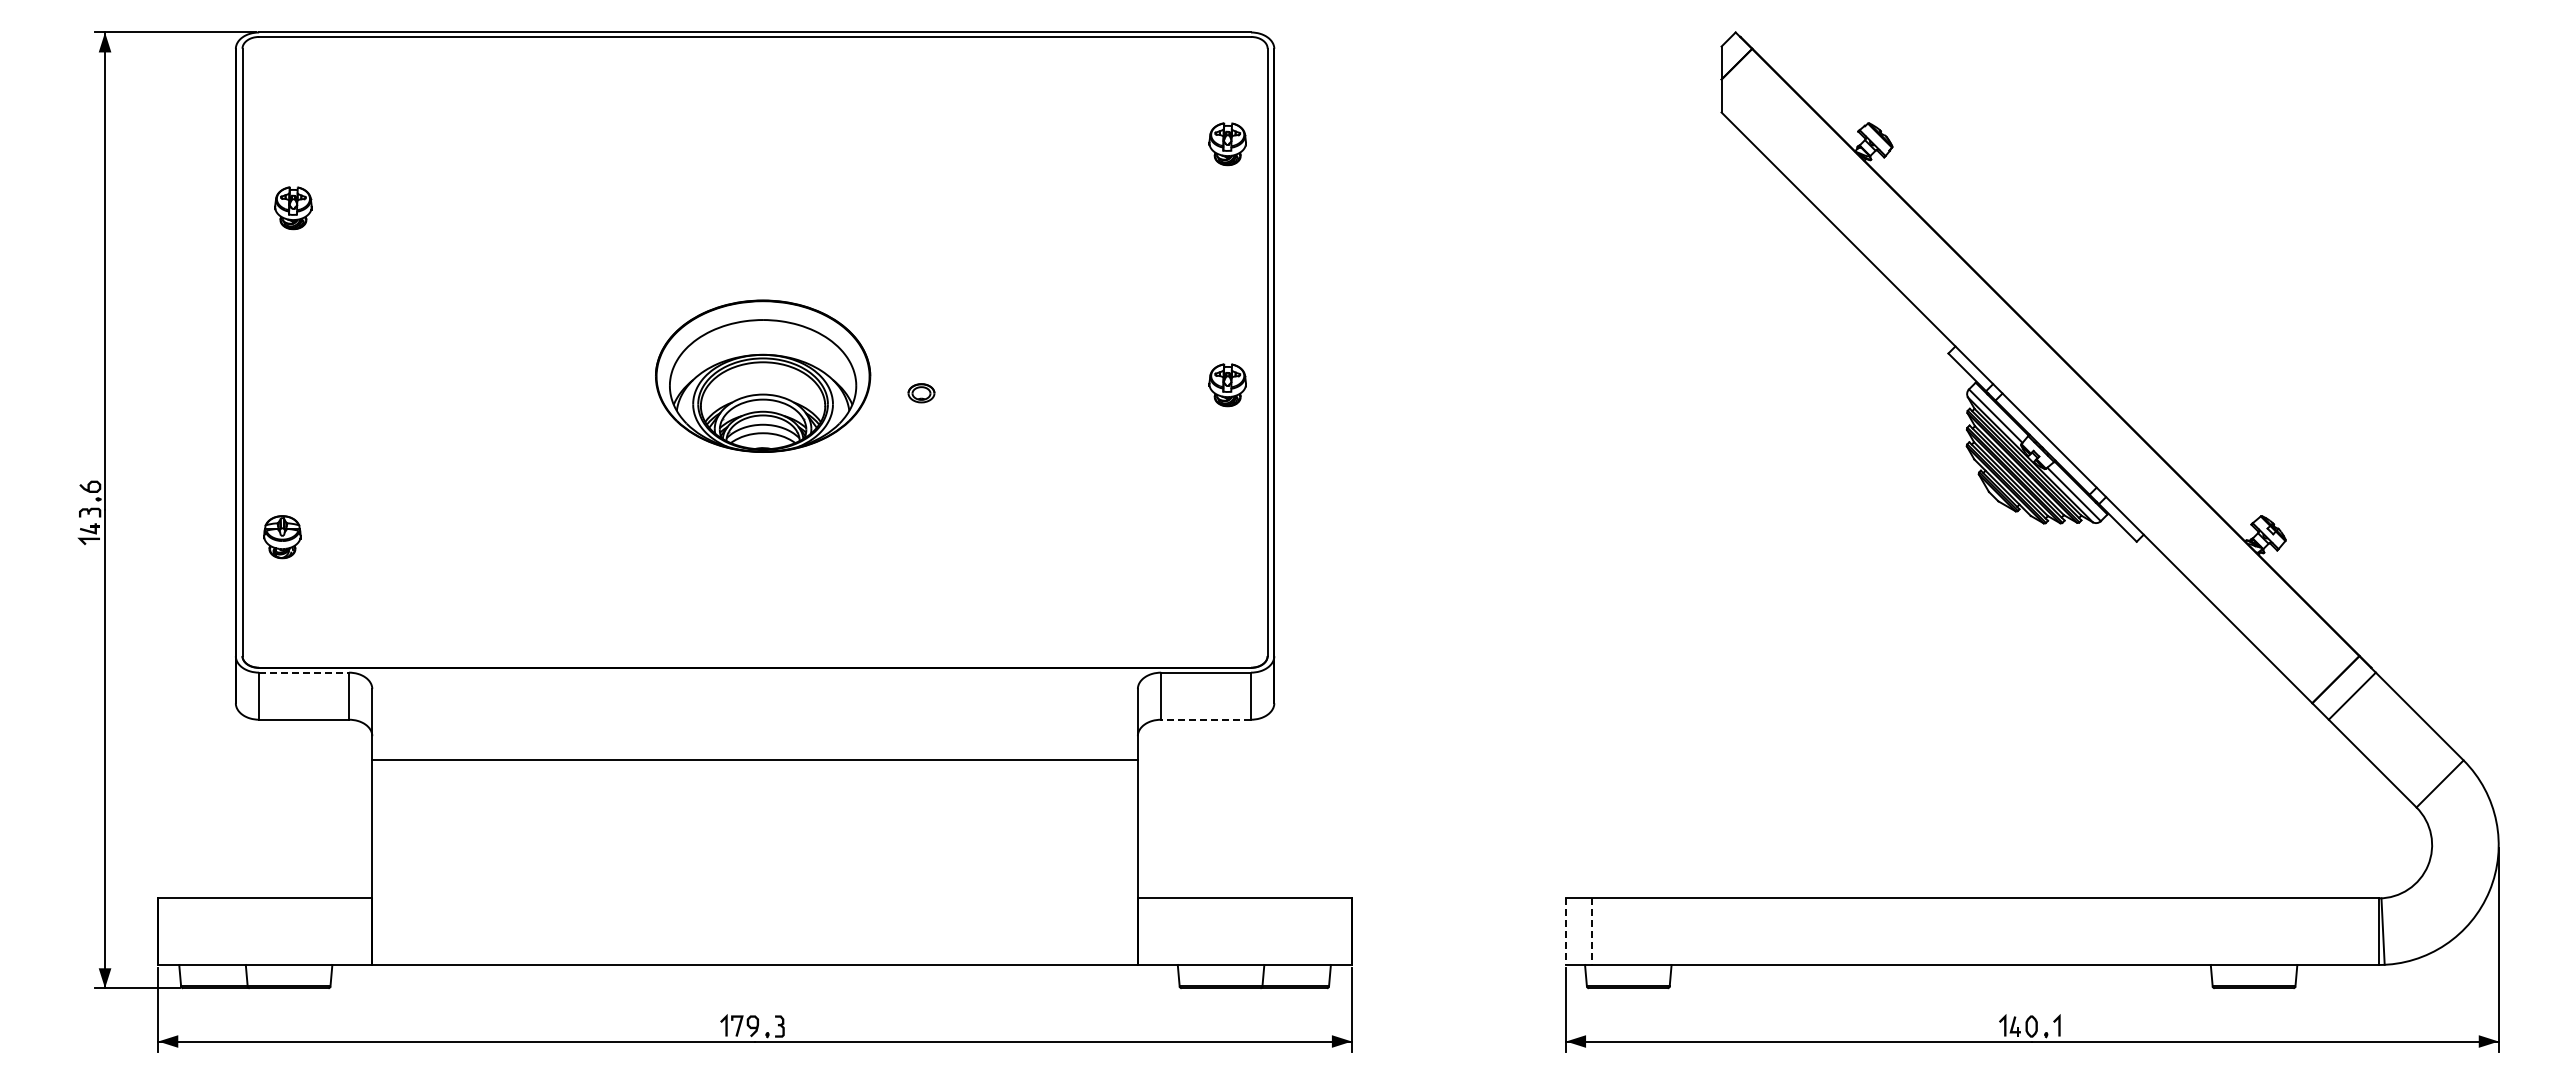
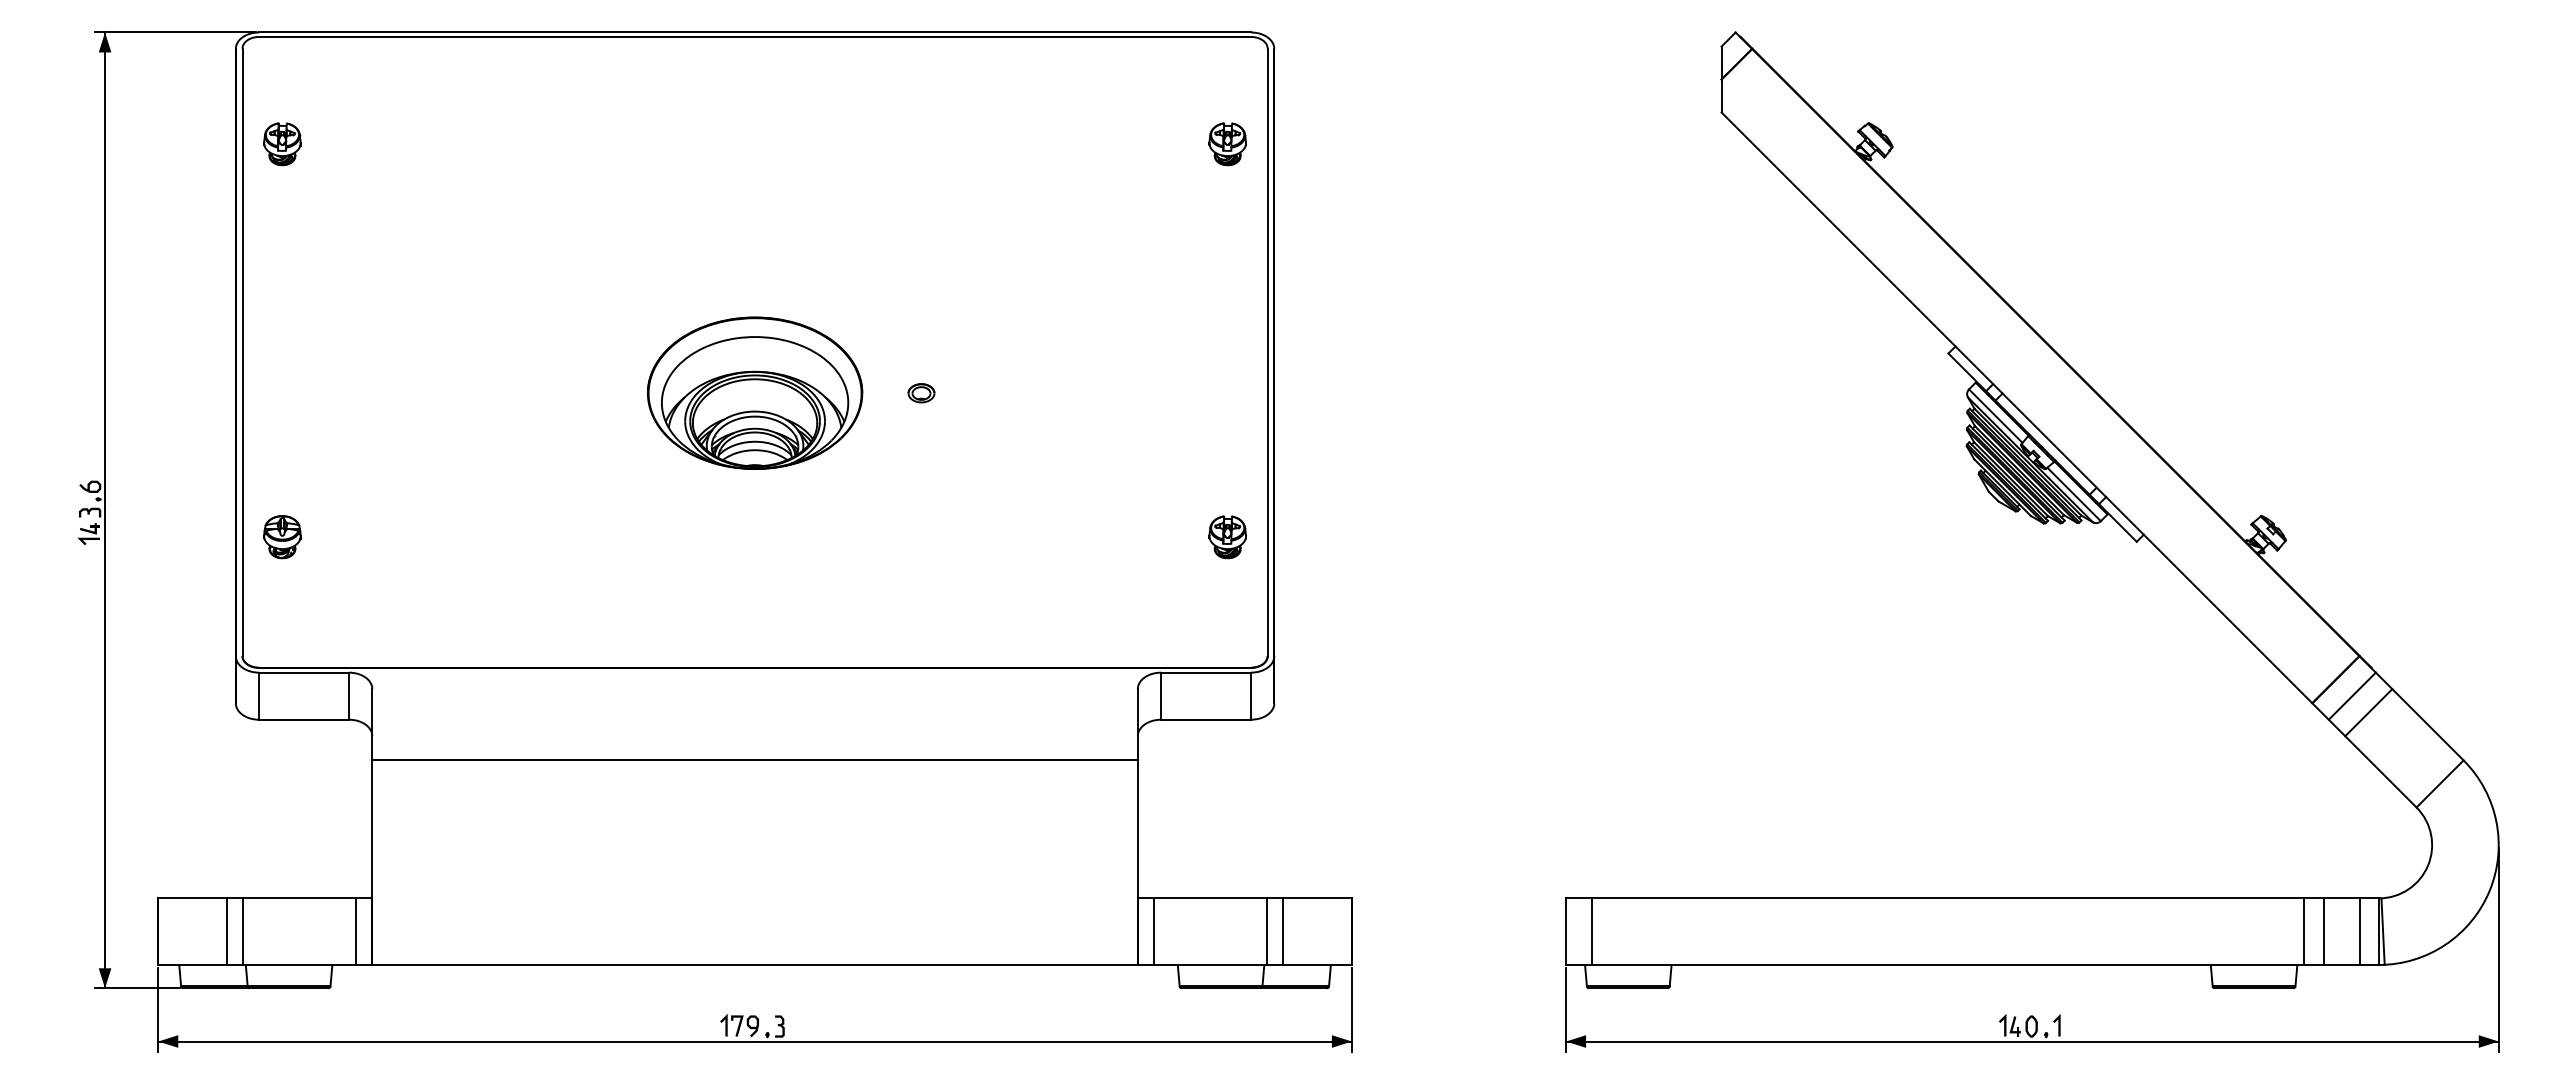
part position: (293, 208) -> (282, 144) (282, 144)
part position: (763, 375) -> (755, 392) (755, 392)
part position: (1227, 385) -> (1227, 537) (1227, 537)
line: dashed -> solid (304, 672)
line: none -> present (2368, 712)
line: dashed -> solid (1206, 719)
line: none -> present (226, 931)
line: none -> present (242, 931)
line: none -> present (356, 931)
line: none -> present (1153, 931)
line: none -> present (1267, 931)
line: none -> present (1283, 931)
line: none -> present (2303, 931)
line: none -> present (2323, 931)
line: none -> present (2360, 931)
line: dashed -> solid (1566, 932)
line: dashed -> solid (1591, 932)
